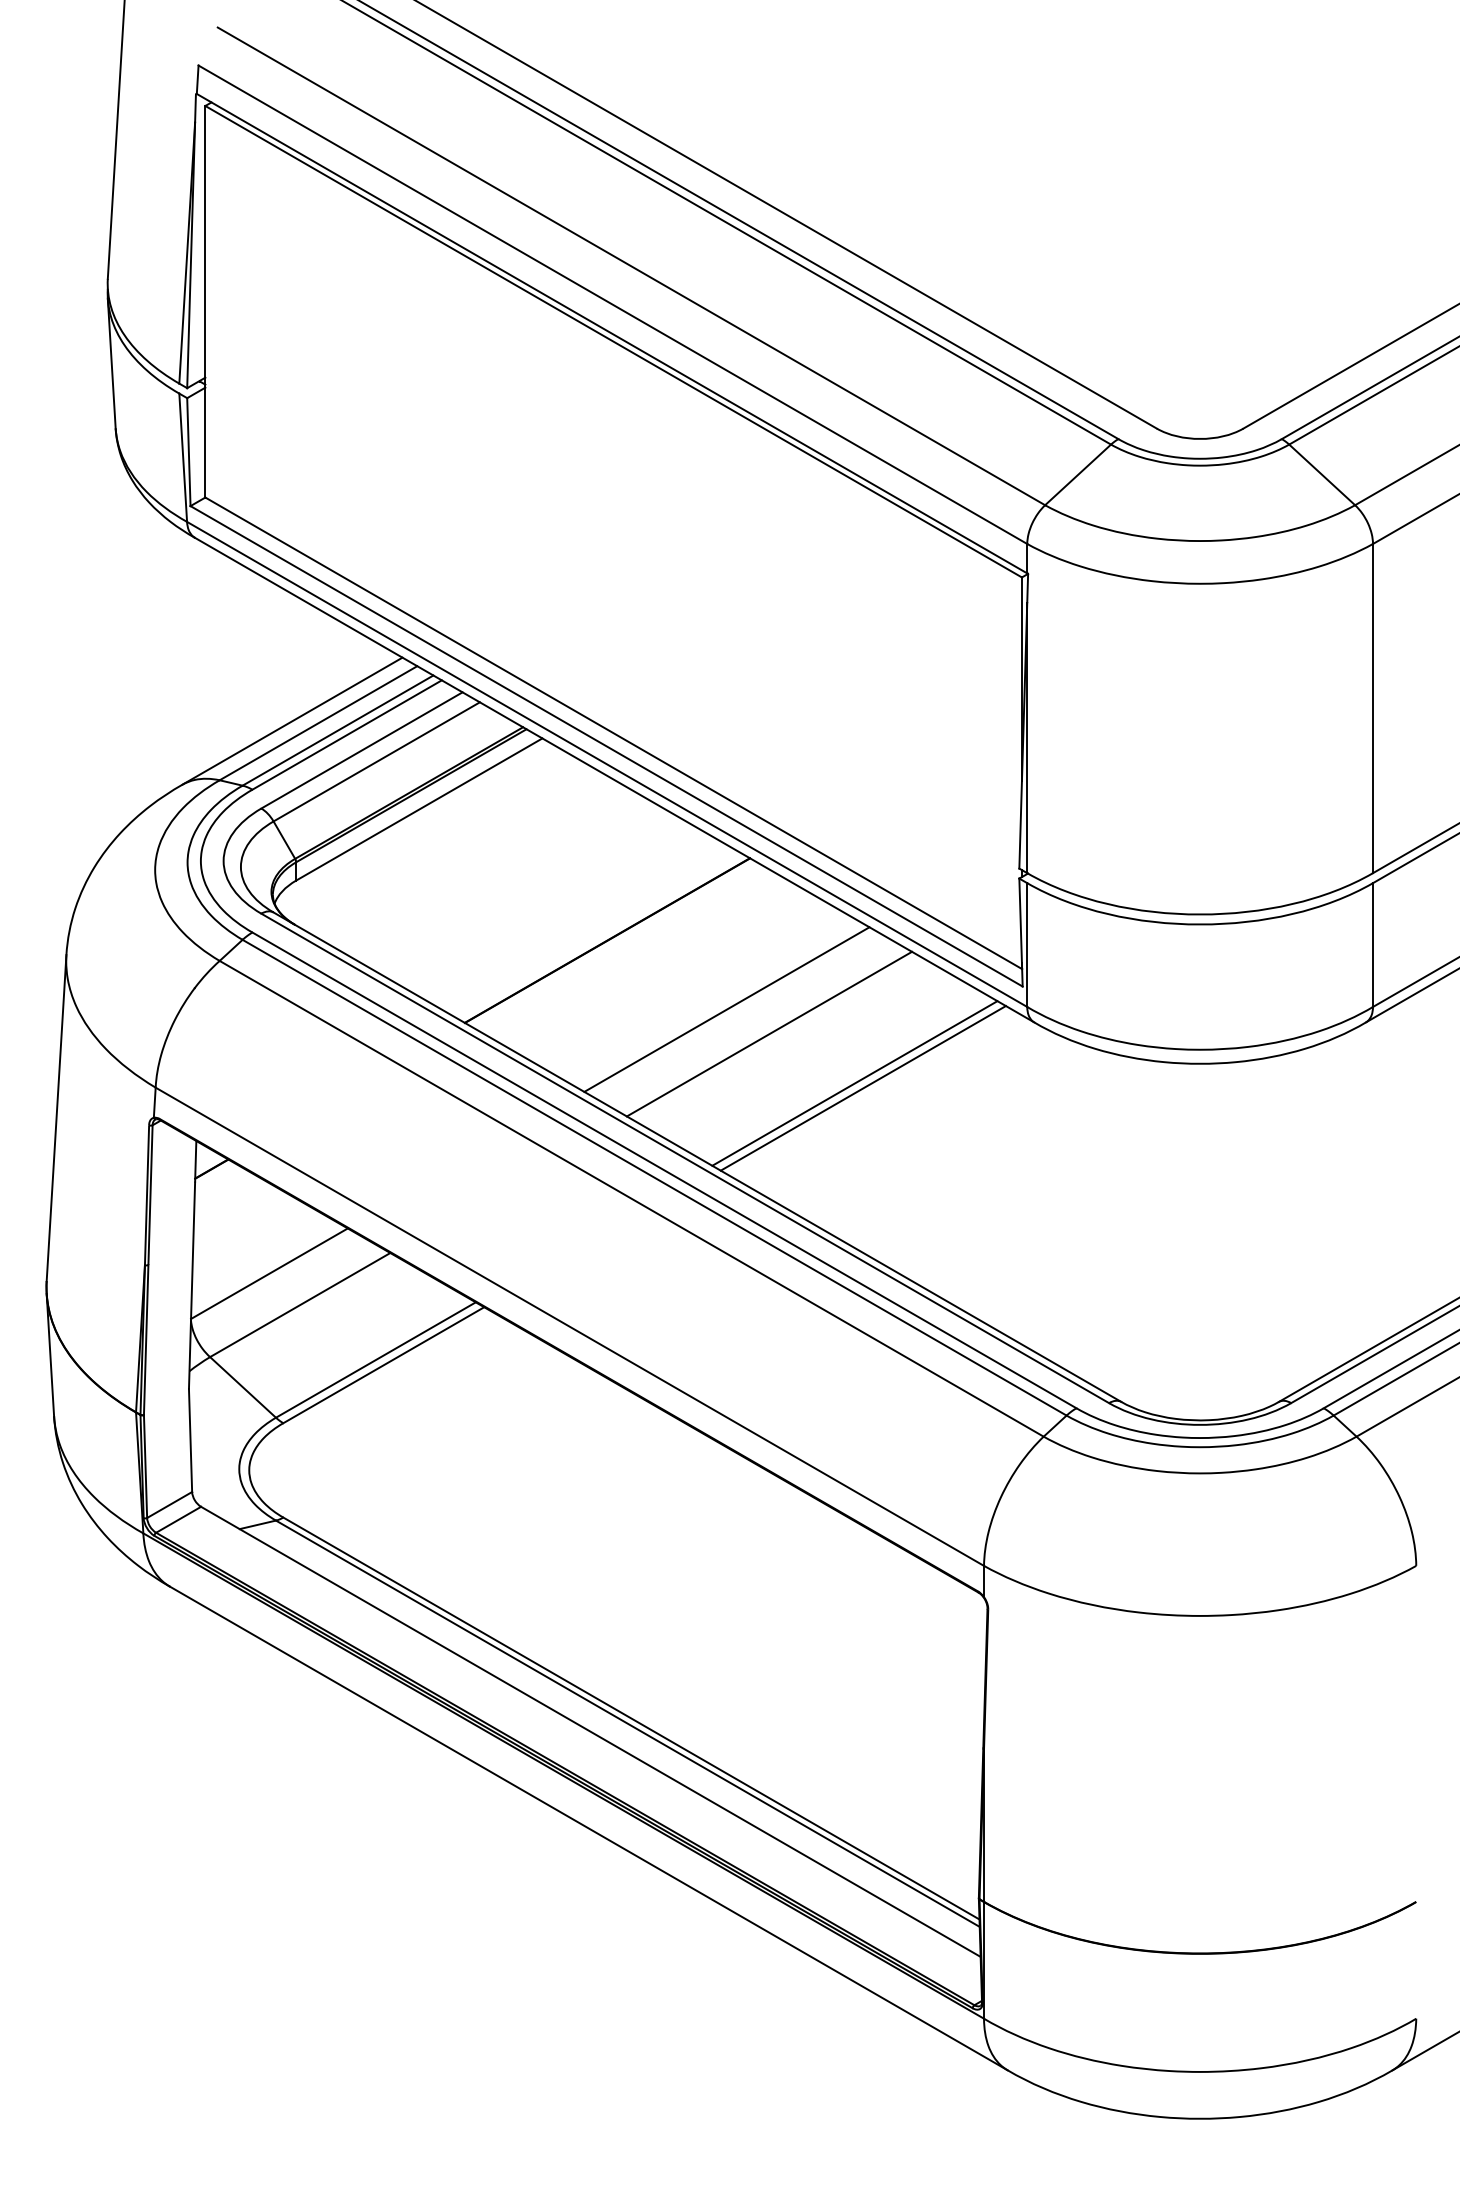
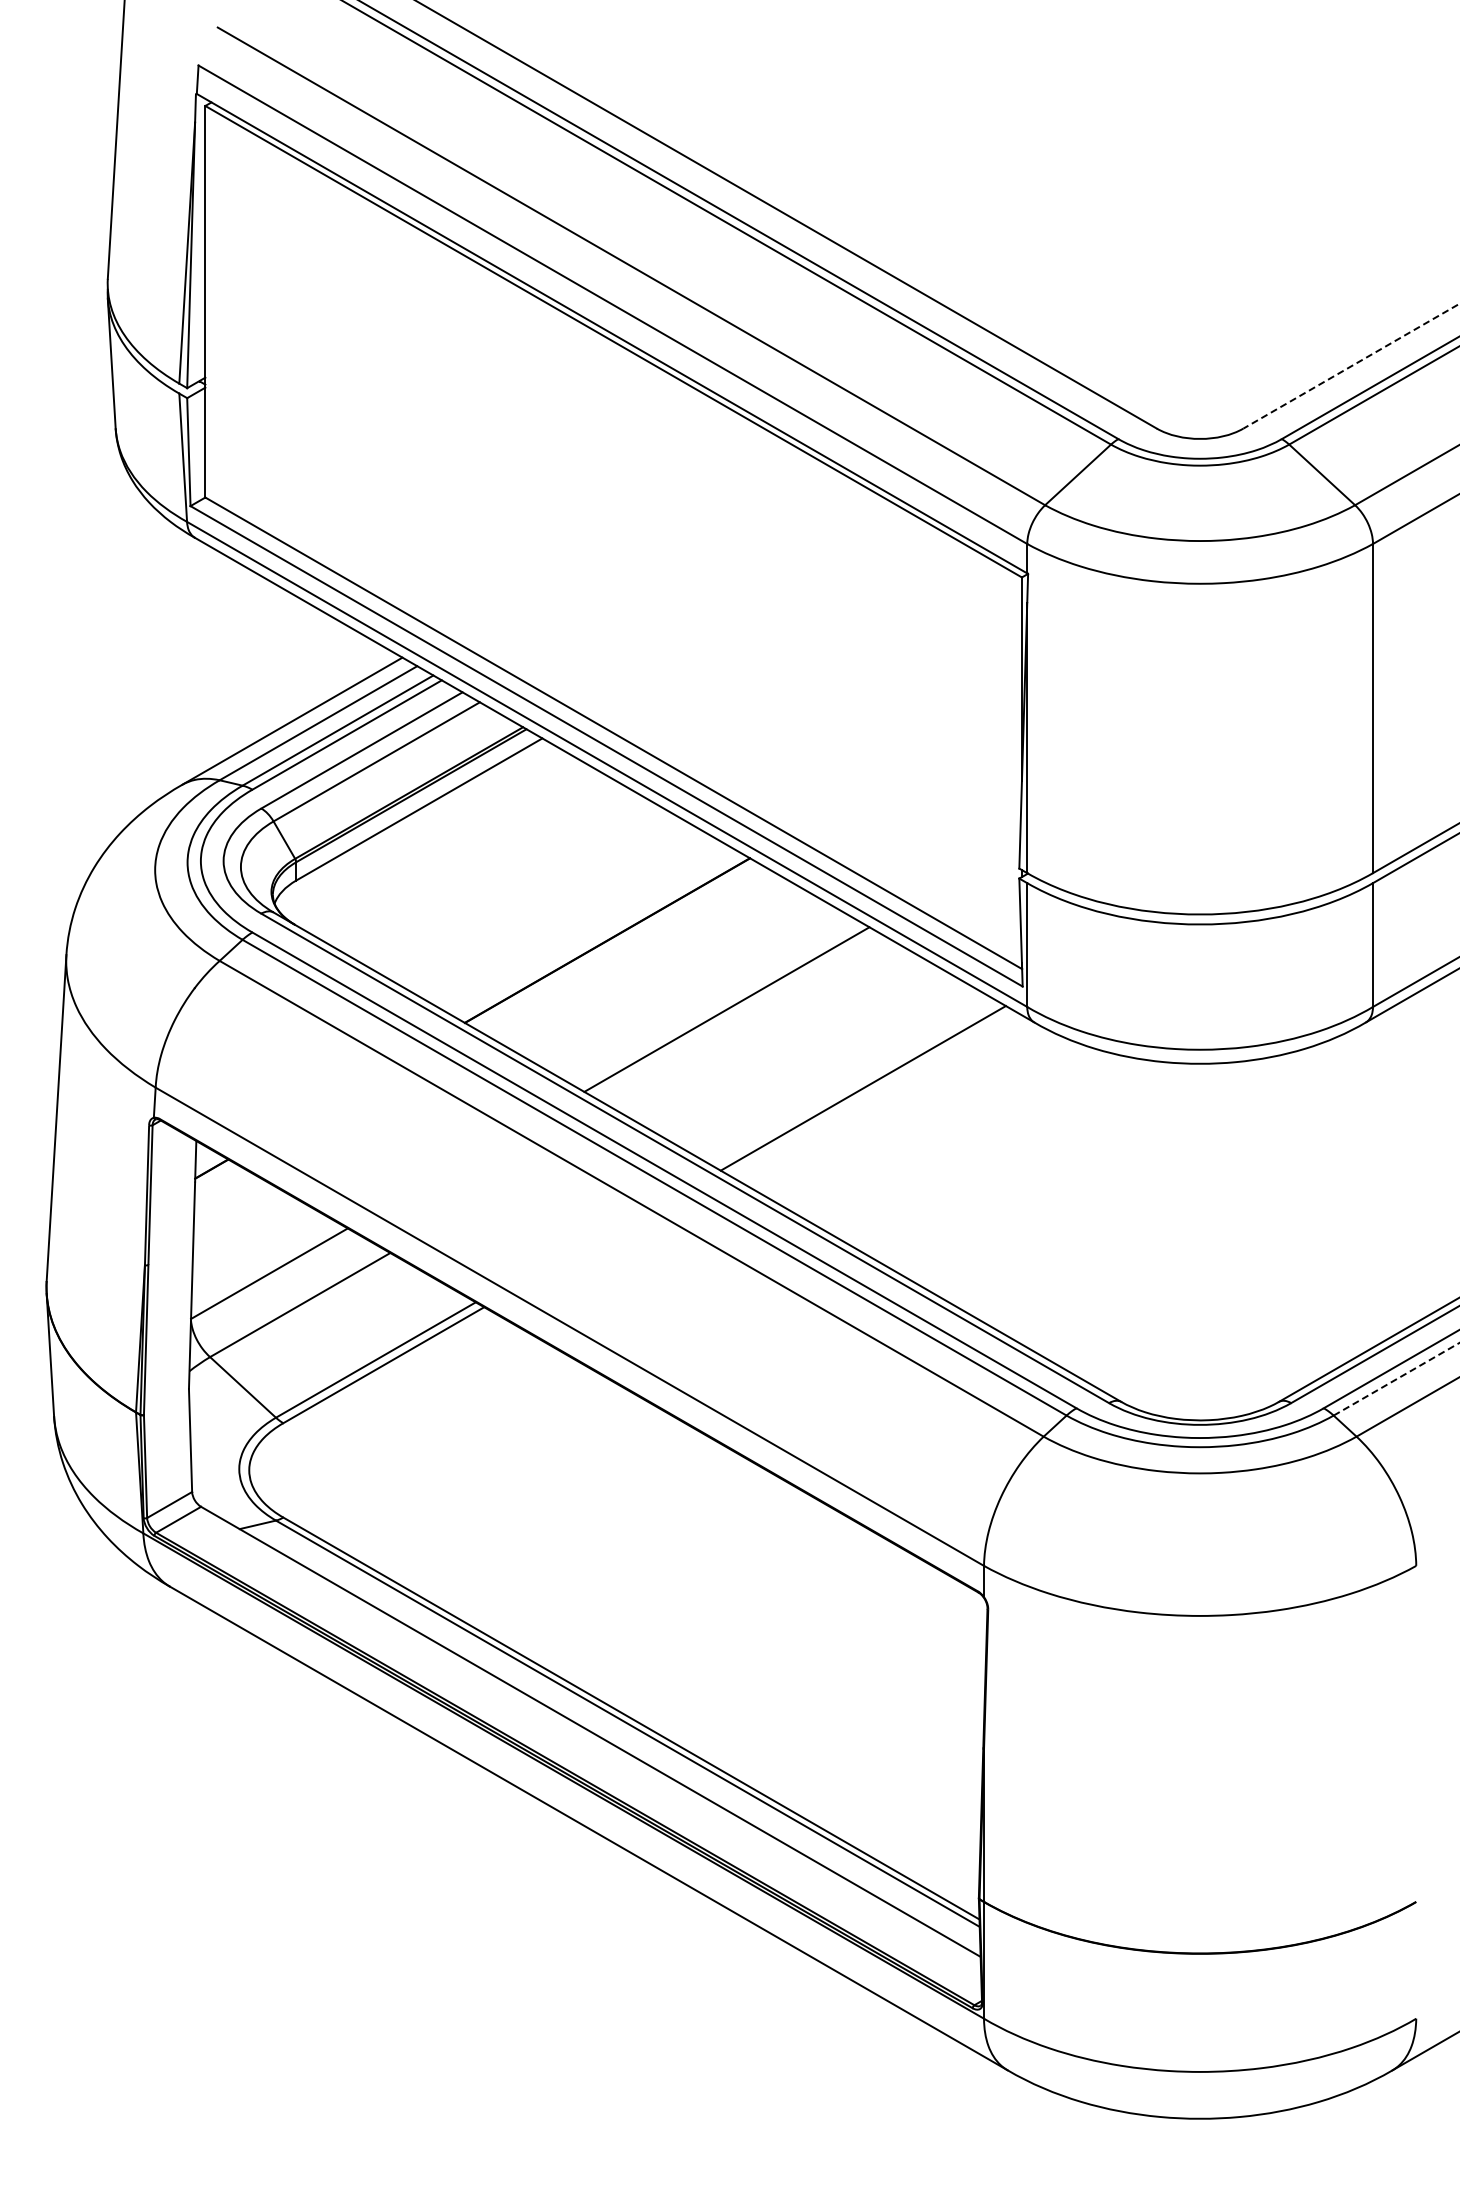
line: solid -> dashed (1351, 366)
line: present -> none (769, 1033)
line: present -> none (854, 1083)
line: solid -> dashed (1396, 1379)
